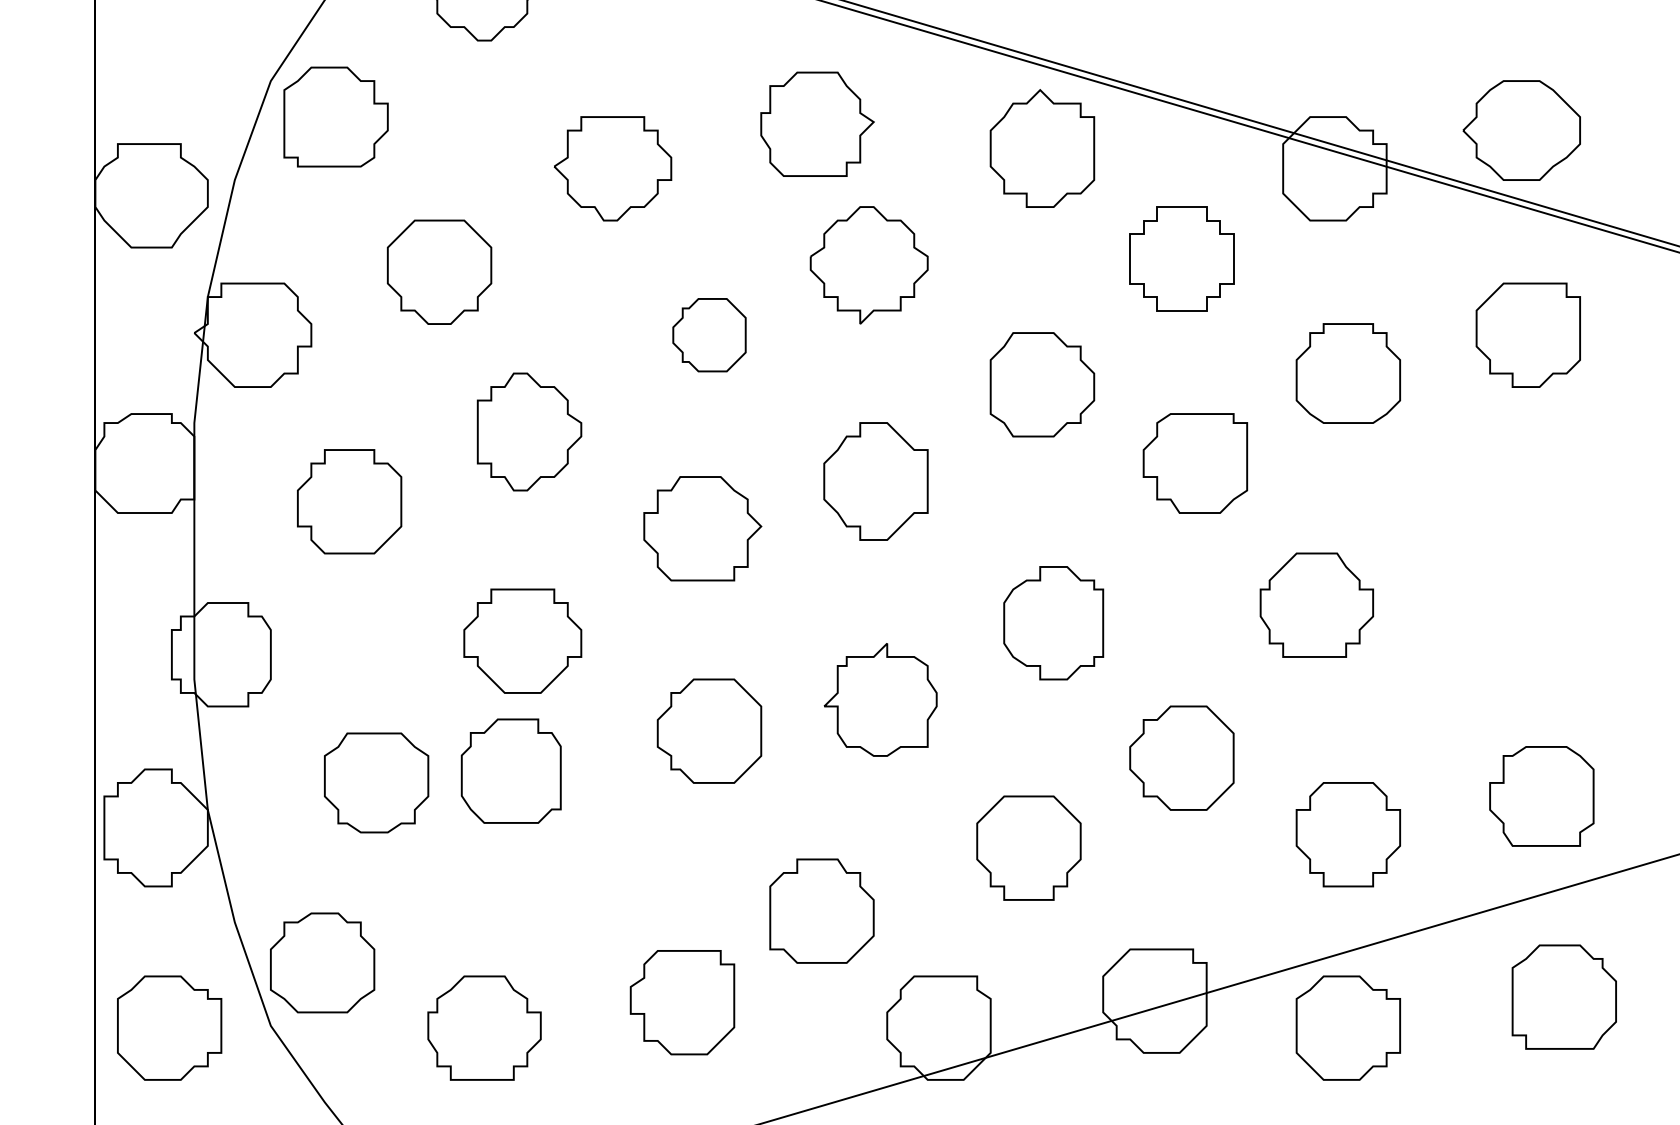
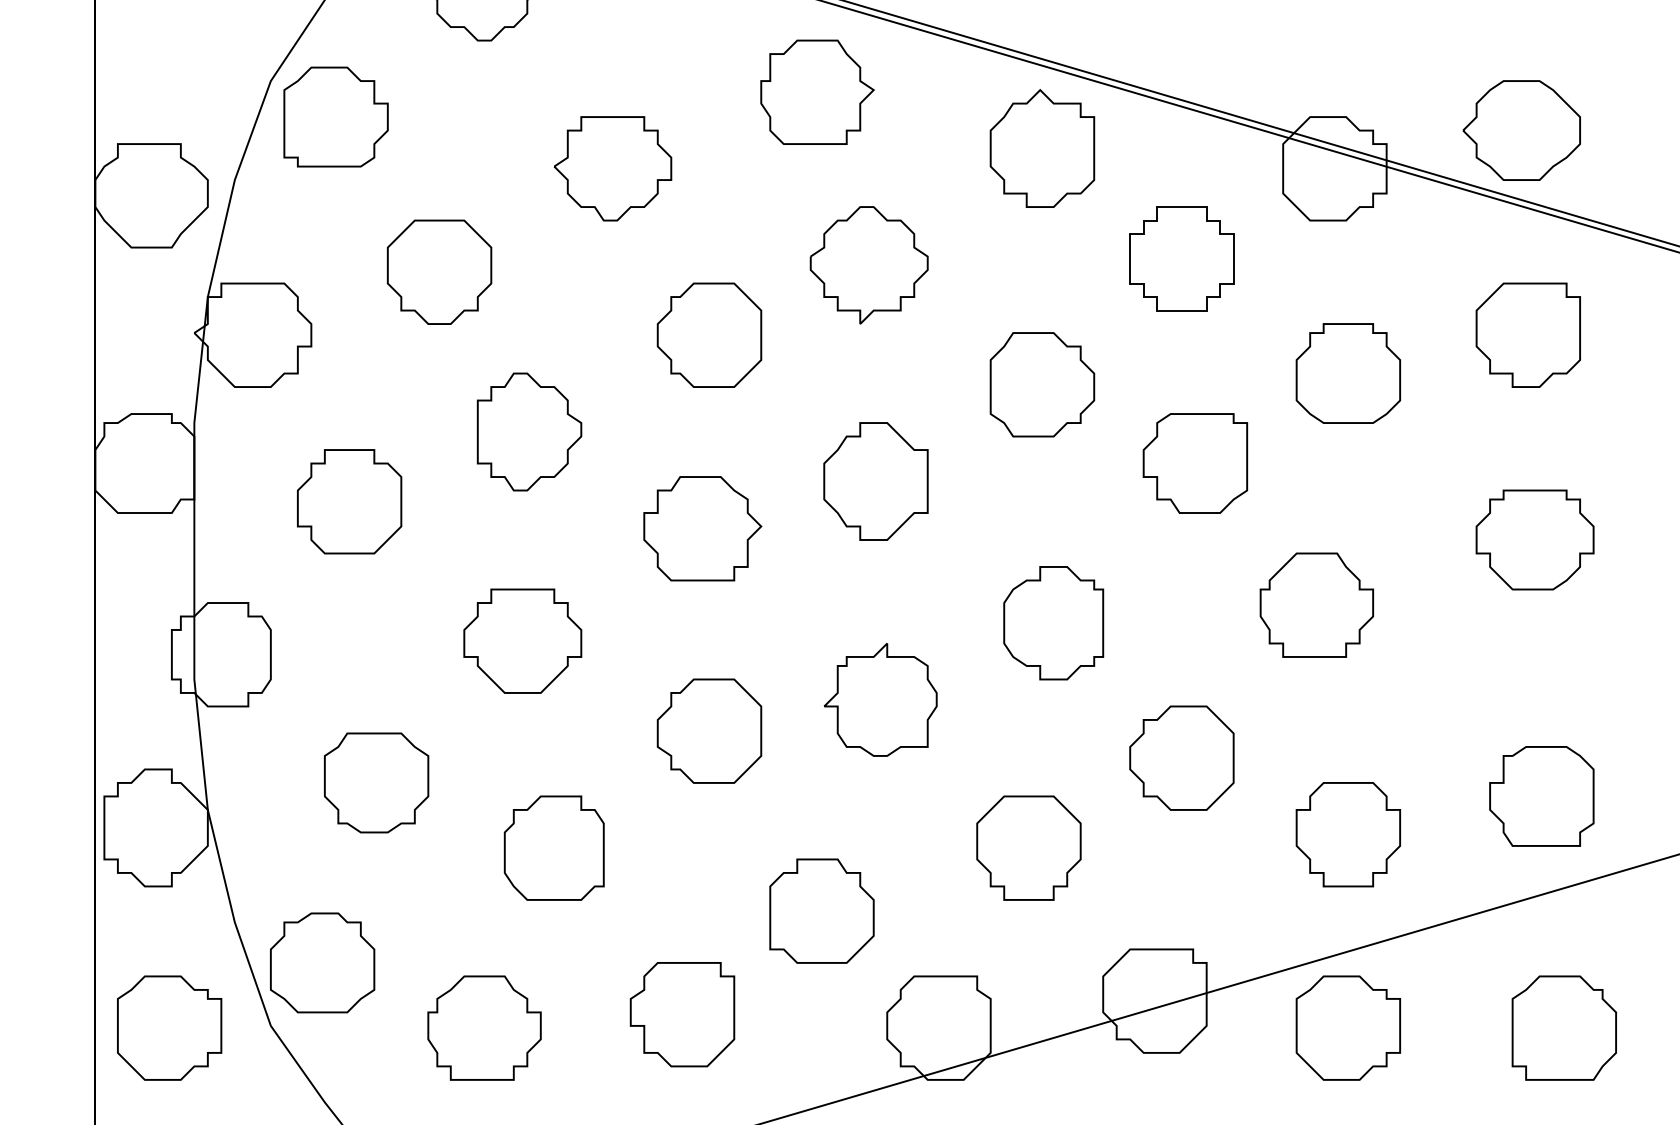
part position: (817, 123) -> (817, 91) (817, 91)
part size: 75x75 px -> 107x106 px (709, 334)
part: none -> present (1534, 539)
part position: (510, 770) -> (553, 847) (553, 847)
part position: (1563, 996) -> (1563, 1027) (1563, 1027)
part position: (682, 1002) -> (682, 1014) (682, 1014)
